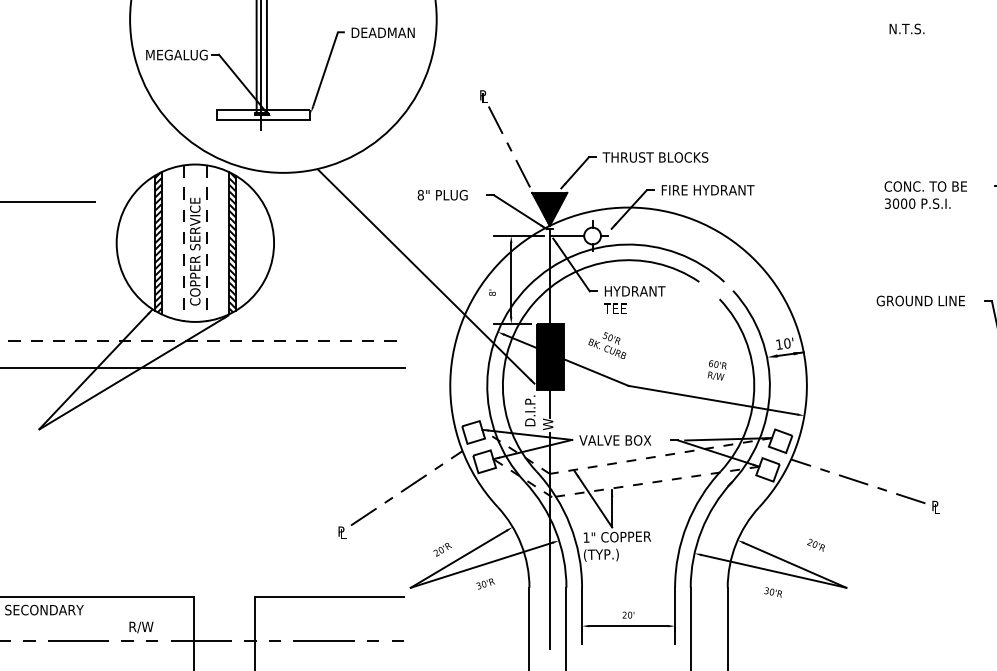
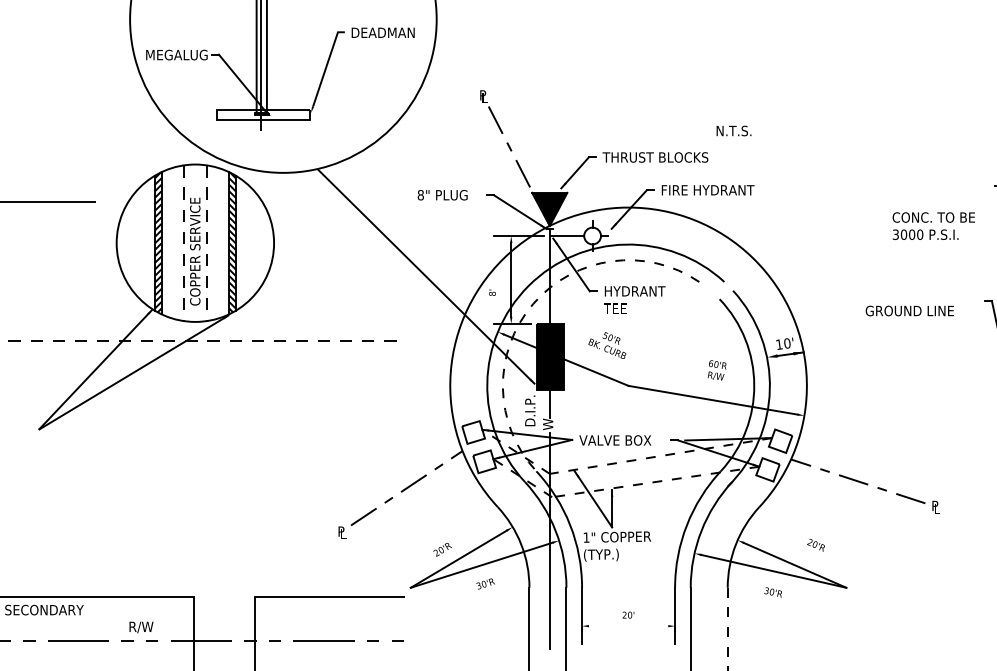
text position: (906, 28) -> (733, 130) (733, 130)
text position: (925, 194) -> (933, 225) (933, 225)
text position: (920, 300) -> (909, 310) (909, 310)
arc: solid -> dashed (533, 303)
line: present -> none (203, 367)
line: present -> none (628, 626)
line: solid -> dashed (727, 629)
